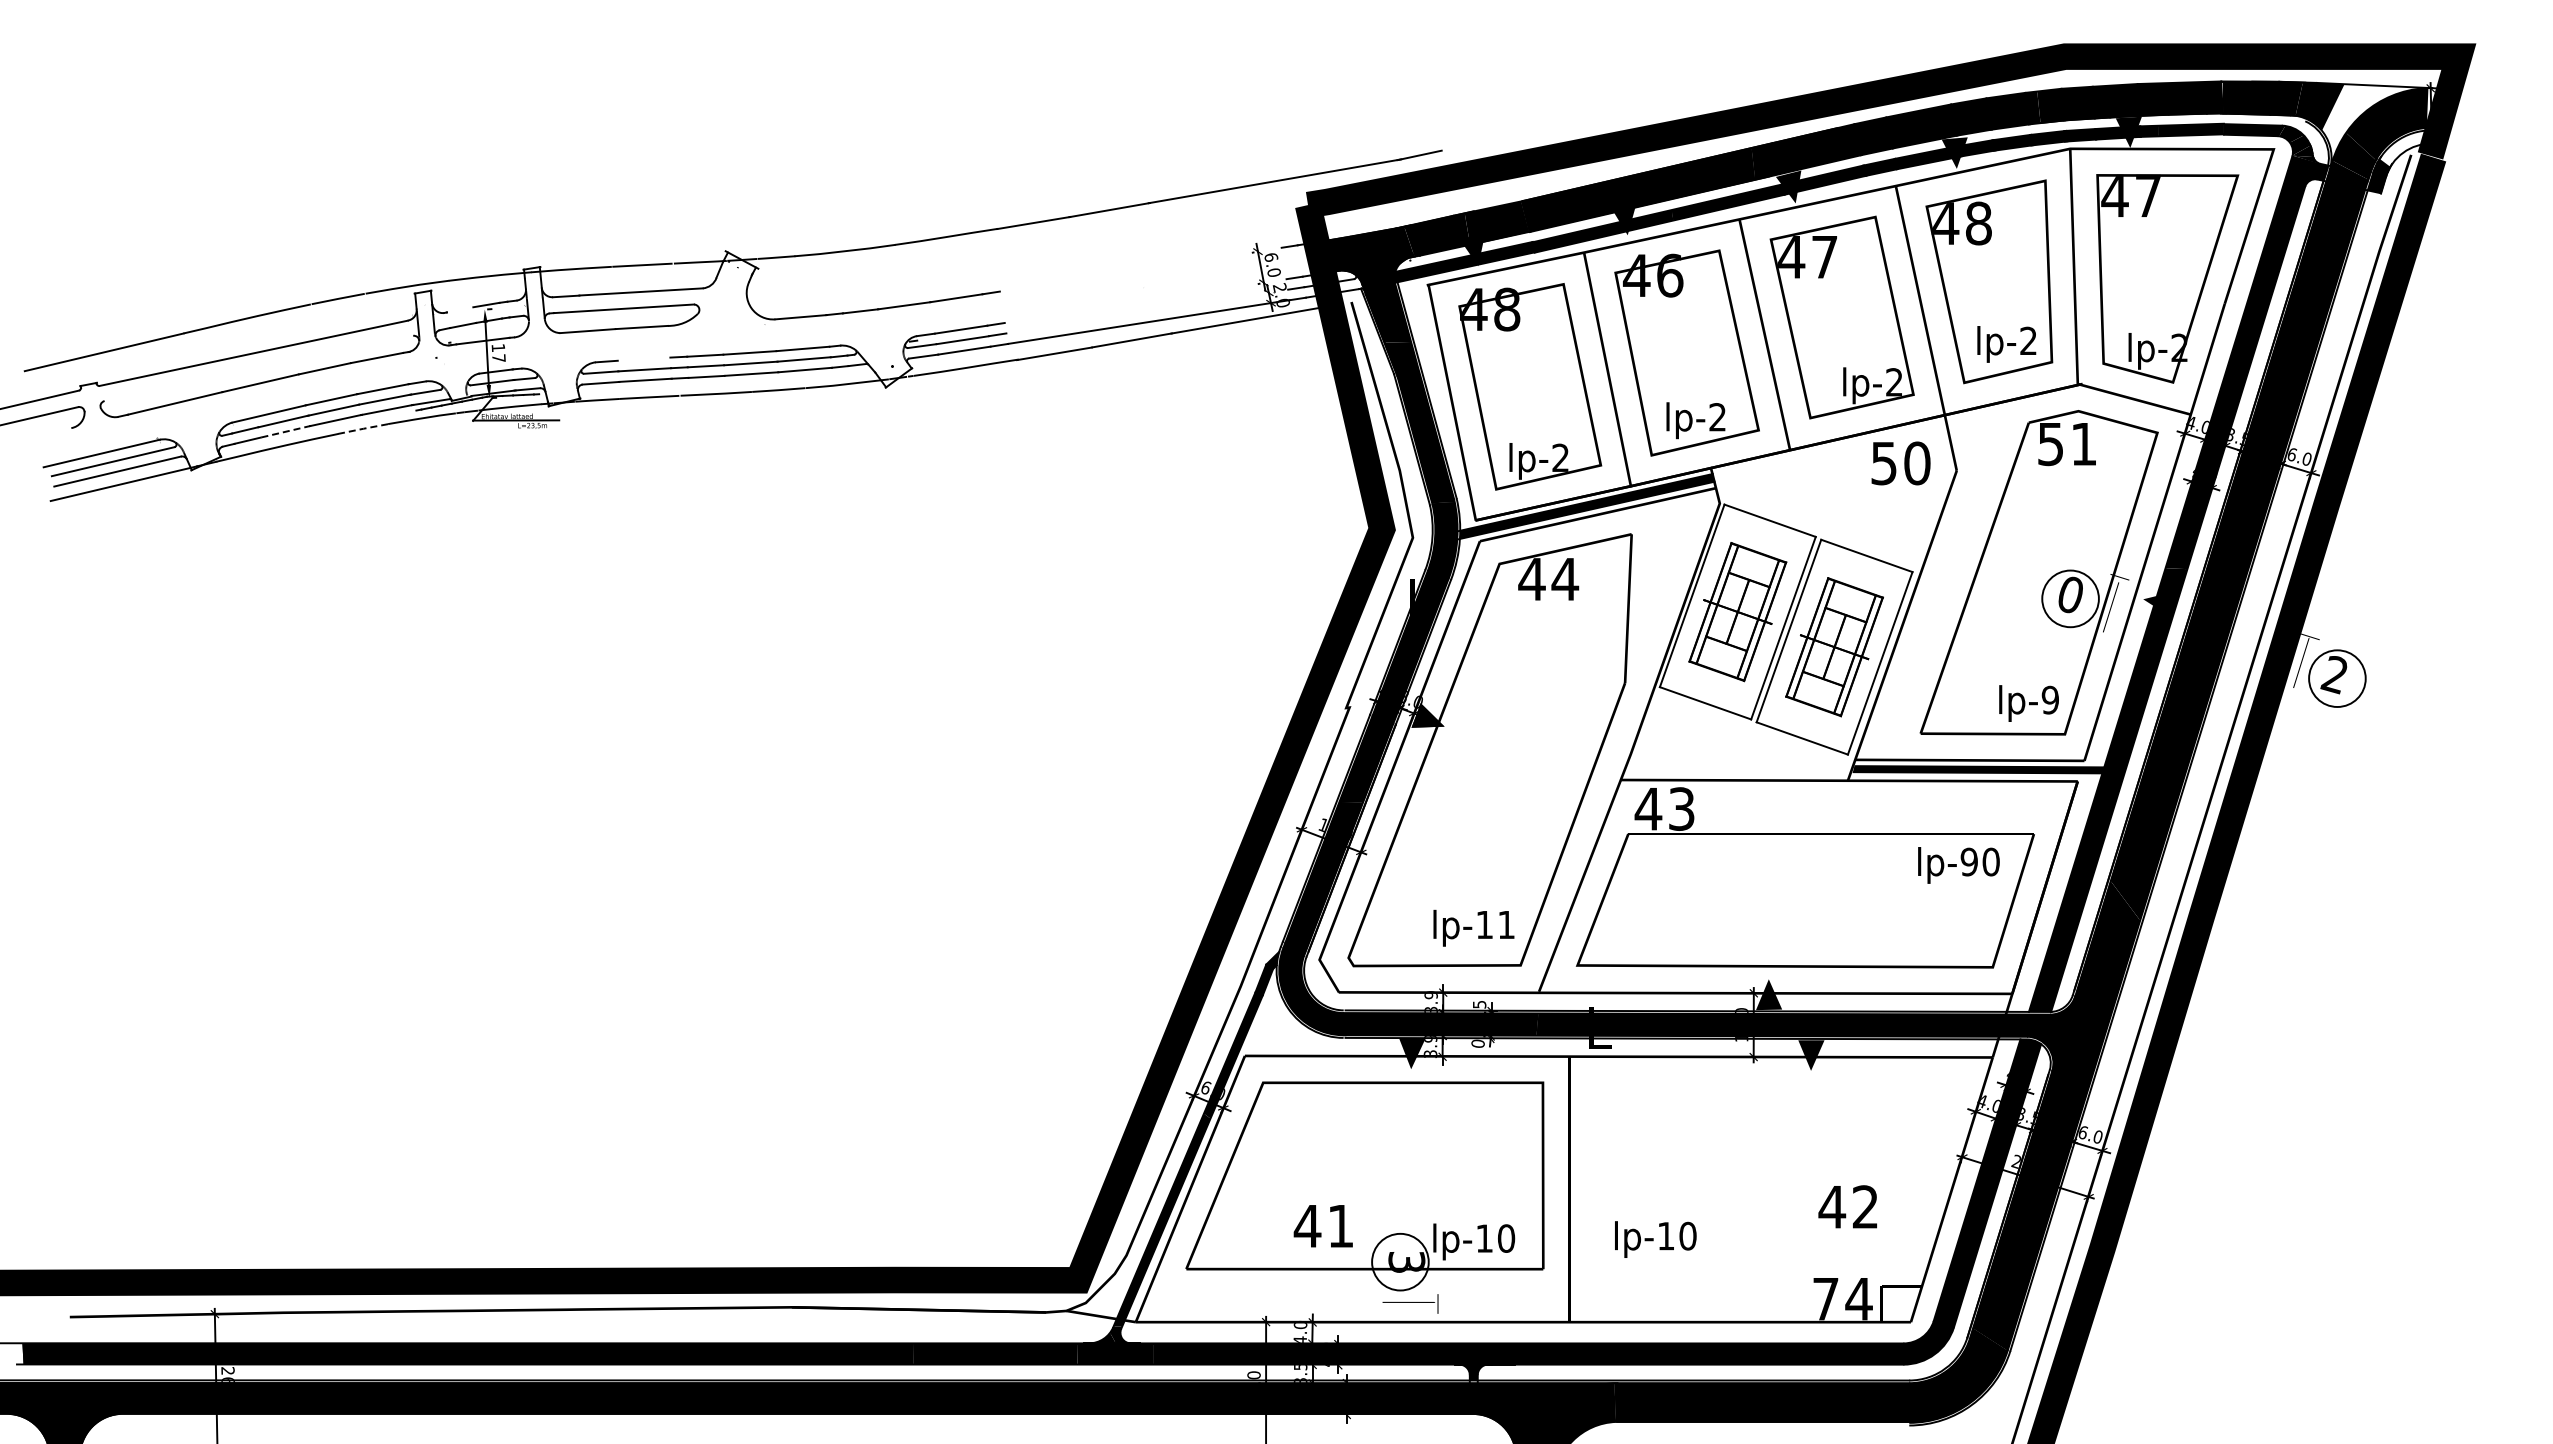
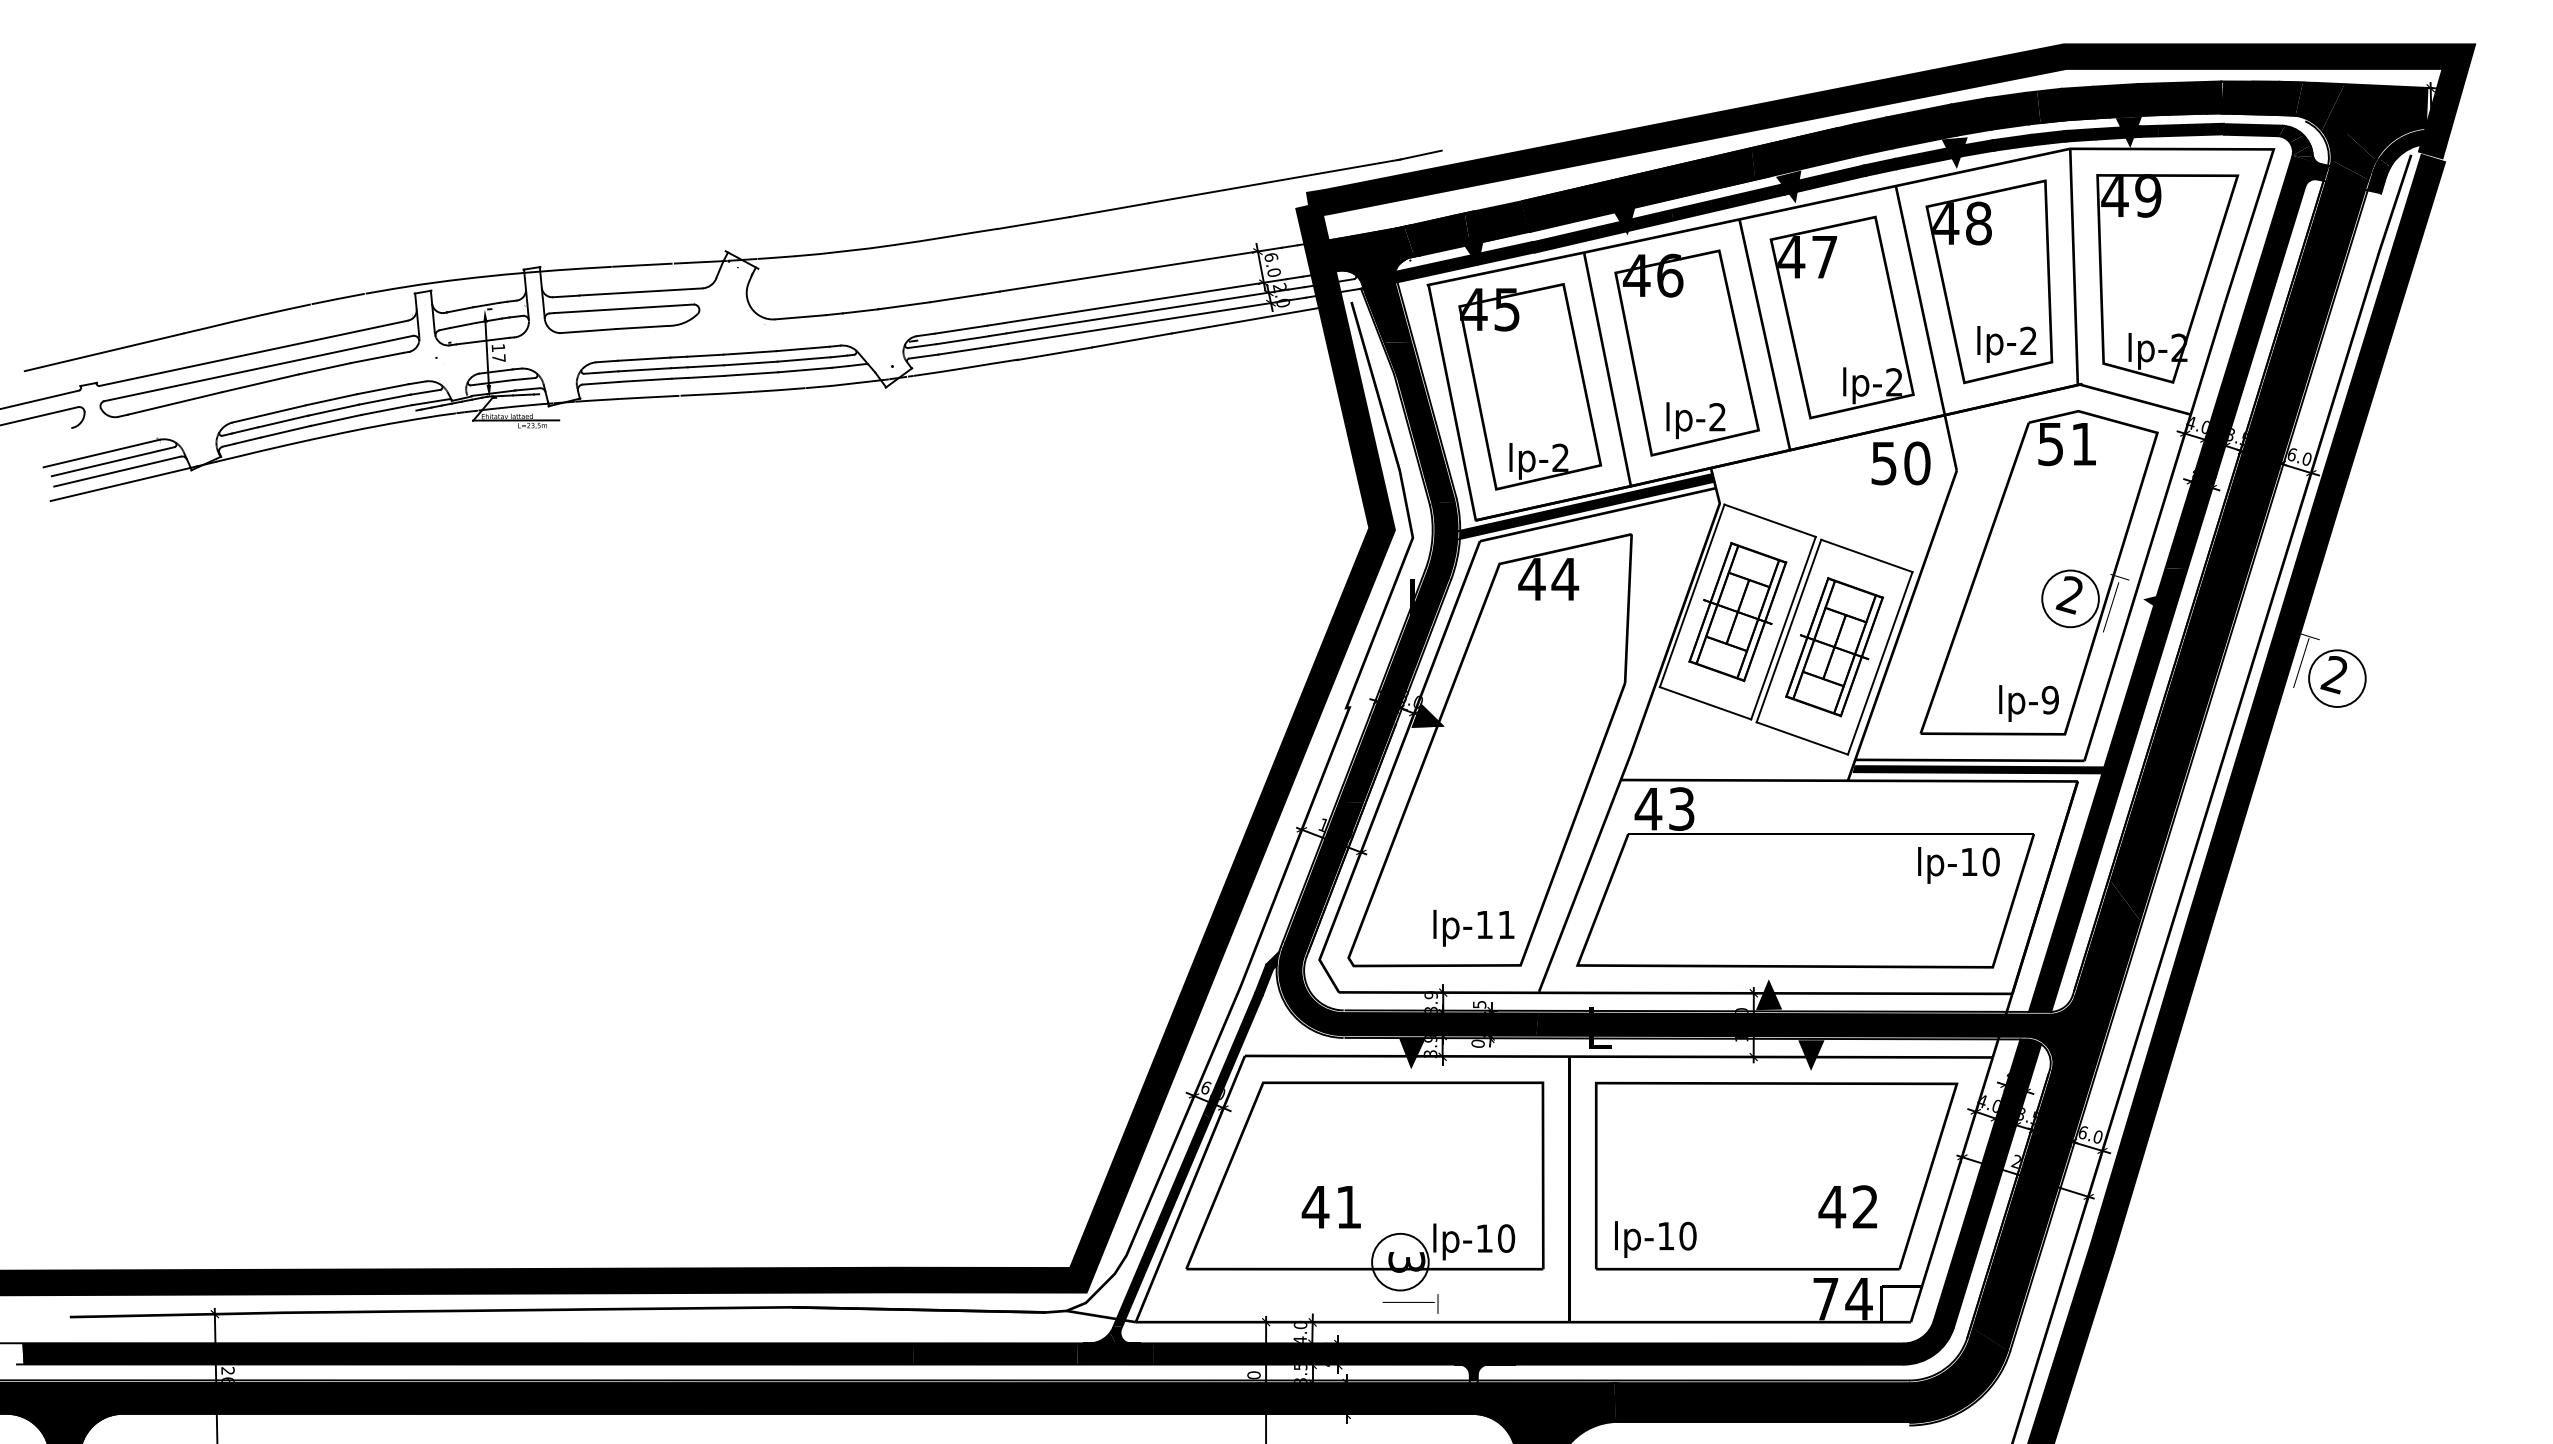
fill: none -> present (2374, 122)
fill: none -> present (2405, 148)
text: 47 -> 49 (2148, 195)
line: none -> present (1140, 269)
line: none -> present (1145, 300)
line: none -> present (460, 309)
text: 48 -> 45 (1507, 309)
line: none -> present (1147, 311)
line: none -> present (643, 358)
line: none -> present (258, 368)
line: dashed -> solid (363, 428)
line: dashed -> solid (285, 431)
text: 0 -> 2 (2068, 595)
text: lp-90 -> lp-10 (1968, 861)
part: none -> present (1776, 1175)
text position: (1322, 1226) -> (1330, 1207) (1330, 1207)
